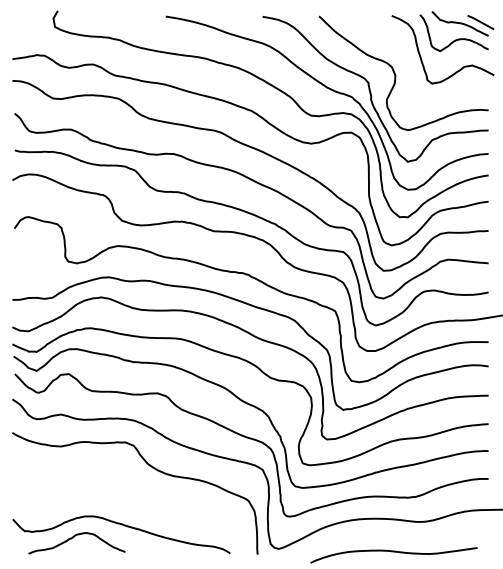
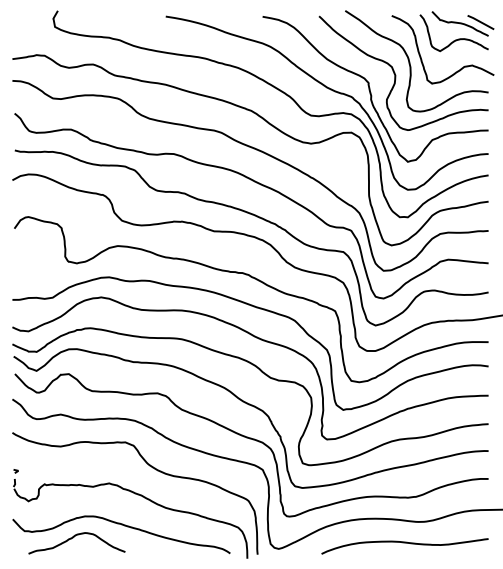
curve: none -> present (410, 61)
part: none -> present (137, 495)
curve position: (393, 552) -> (404, 543) (404, 543)
